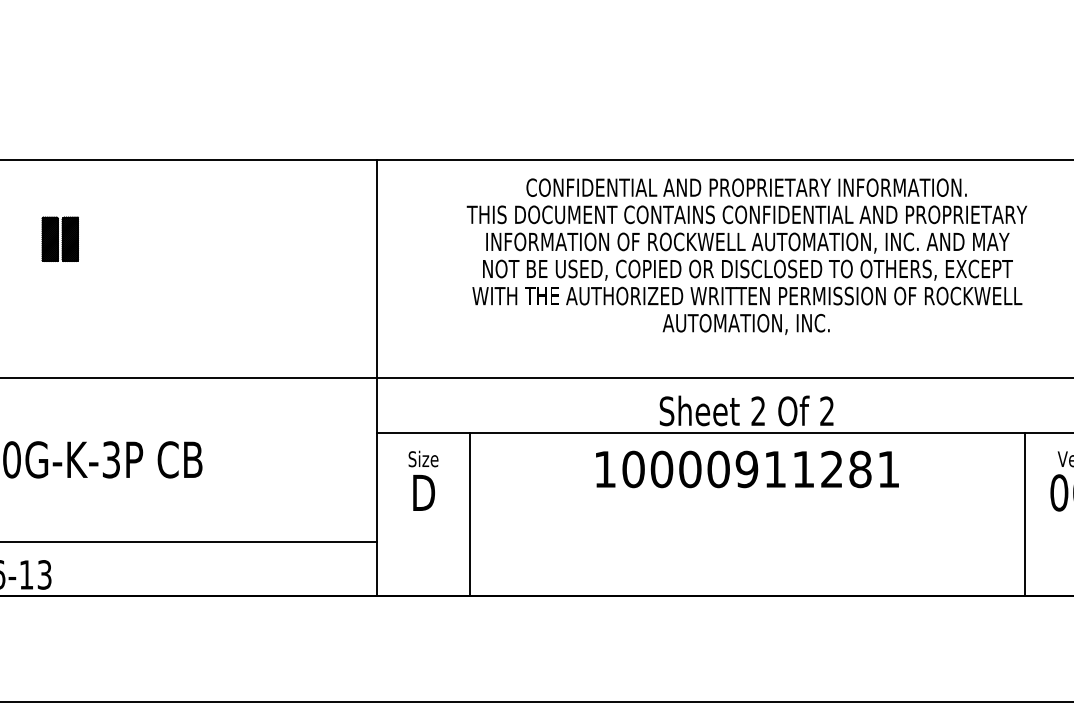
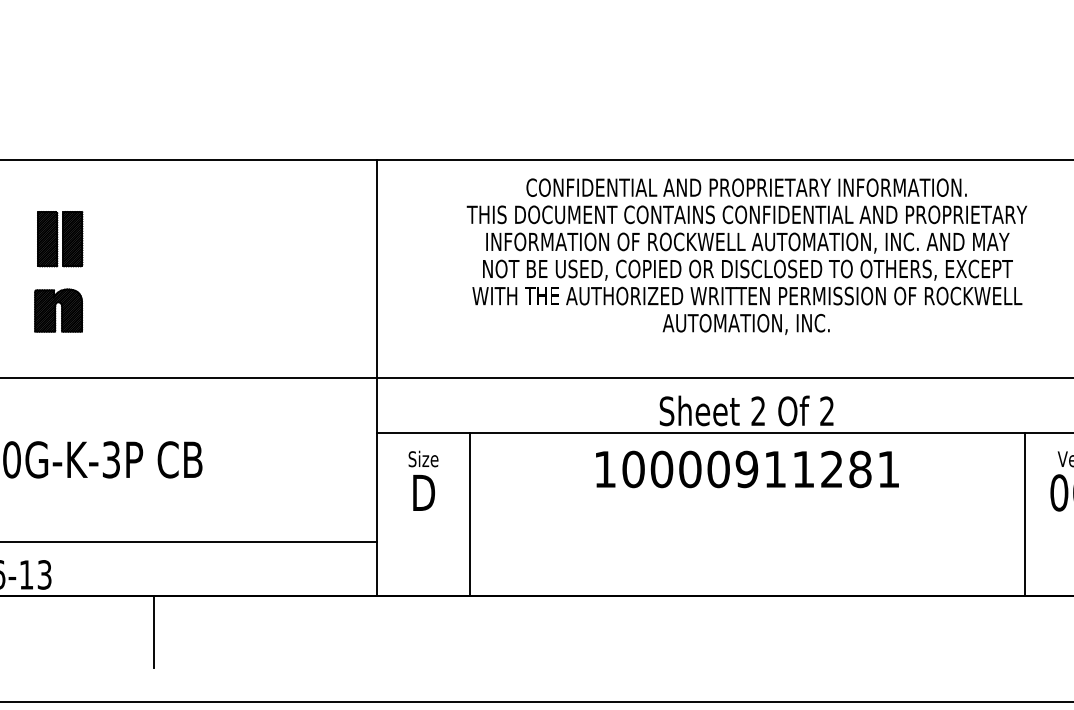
part size: 38x46 px -> 47x57 px (60, 239)
part: none -> present (58, 310)
line: none -> present (153, 632)
